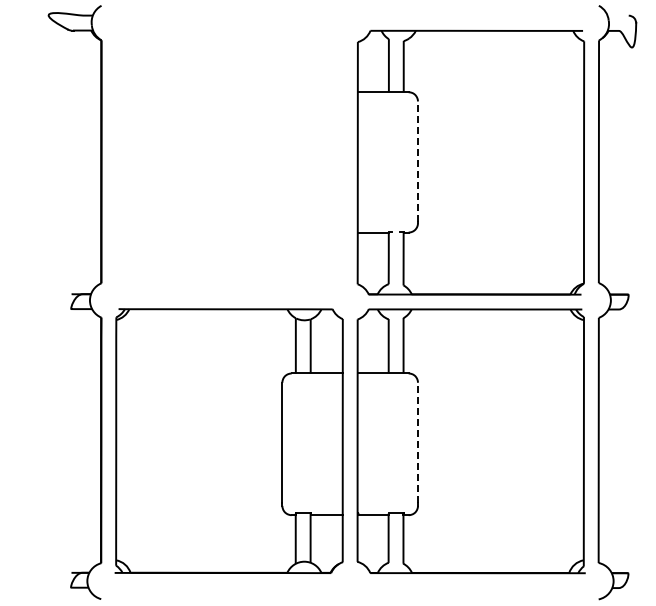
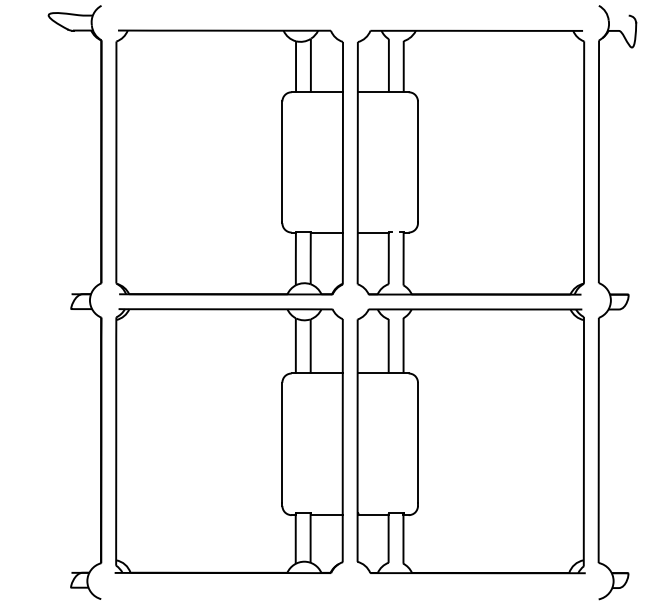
line: dashed -> solid (417, 161)
part: none -> present (229, 162)
line: dashed -> solid (417, 442)
